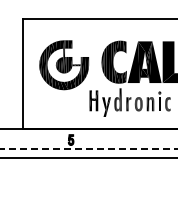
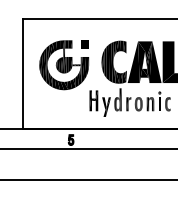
part: none -> present (84, 44)
line: dashed -> solid (88, 149)
line position: (88, 157) -> (88, 179) (88, 179)
